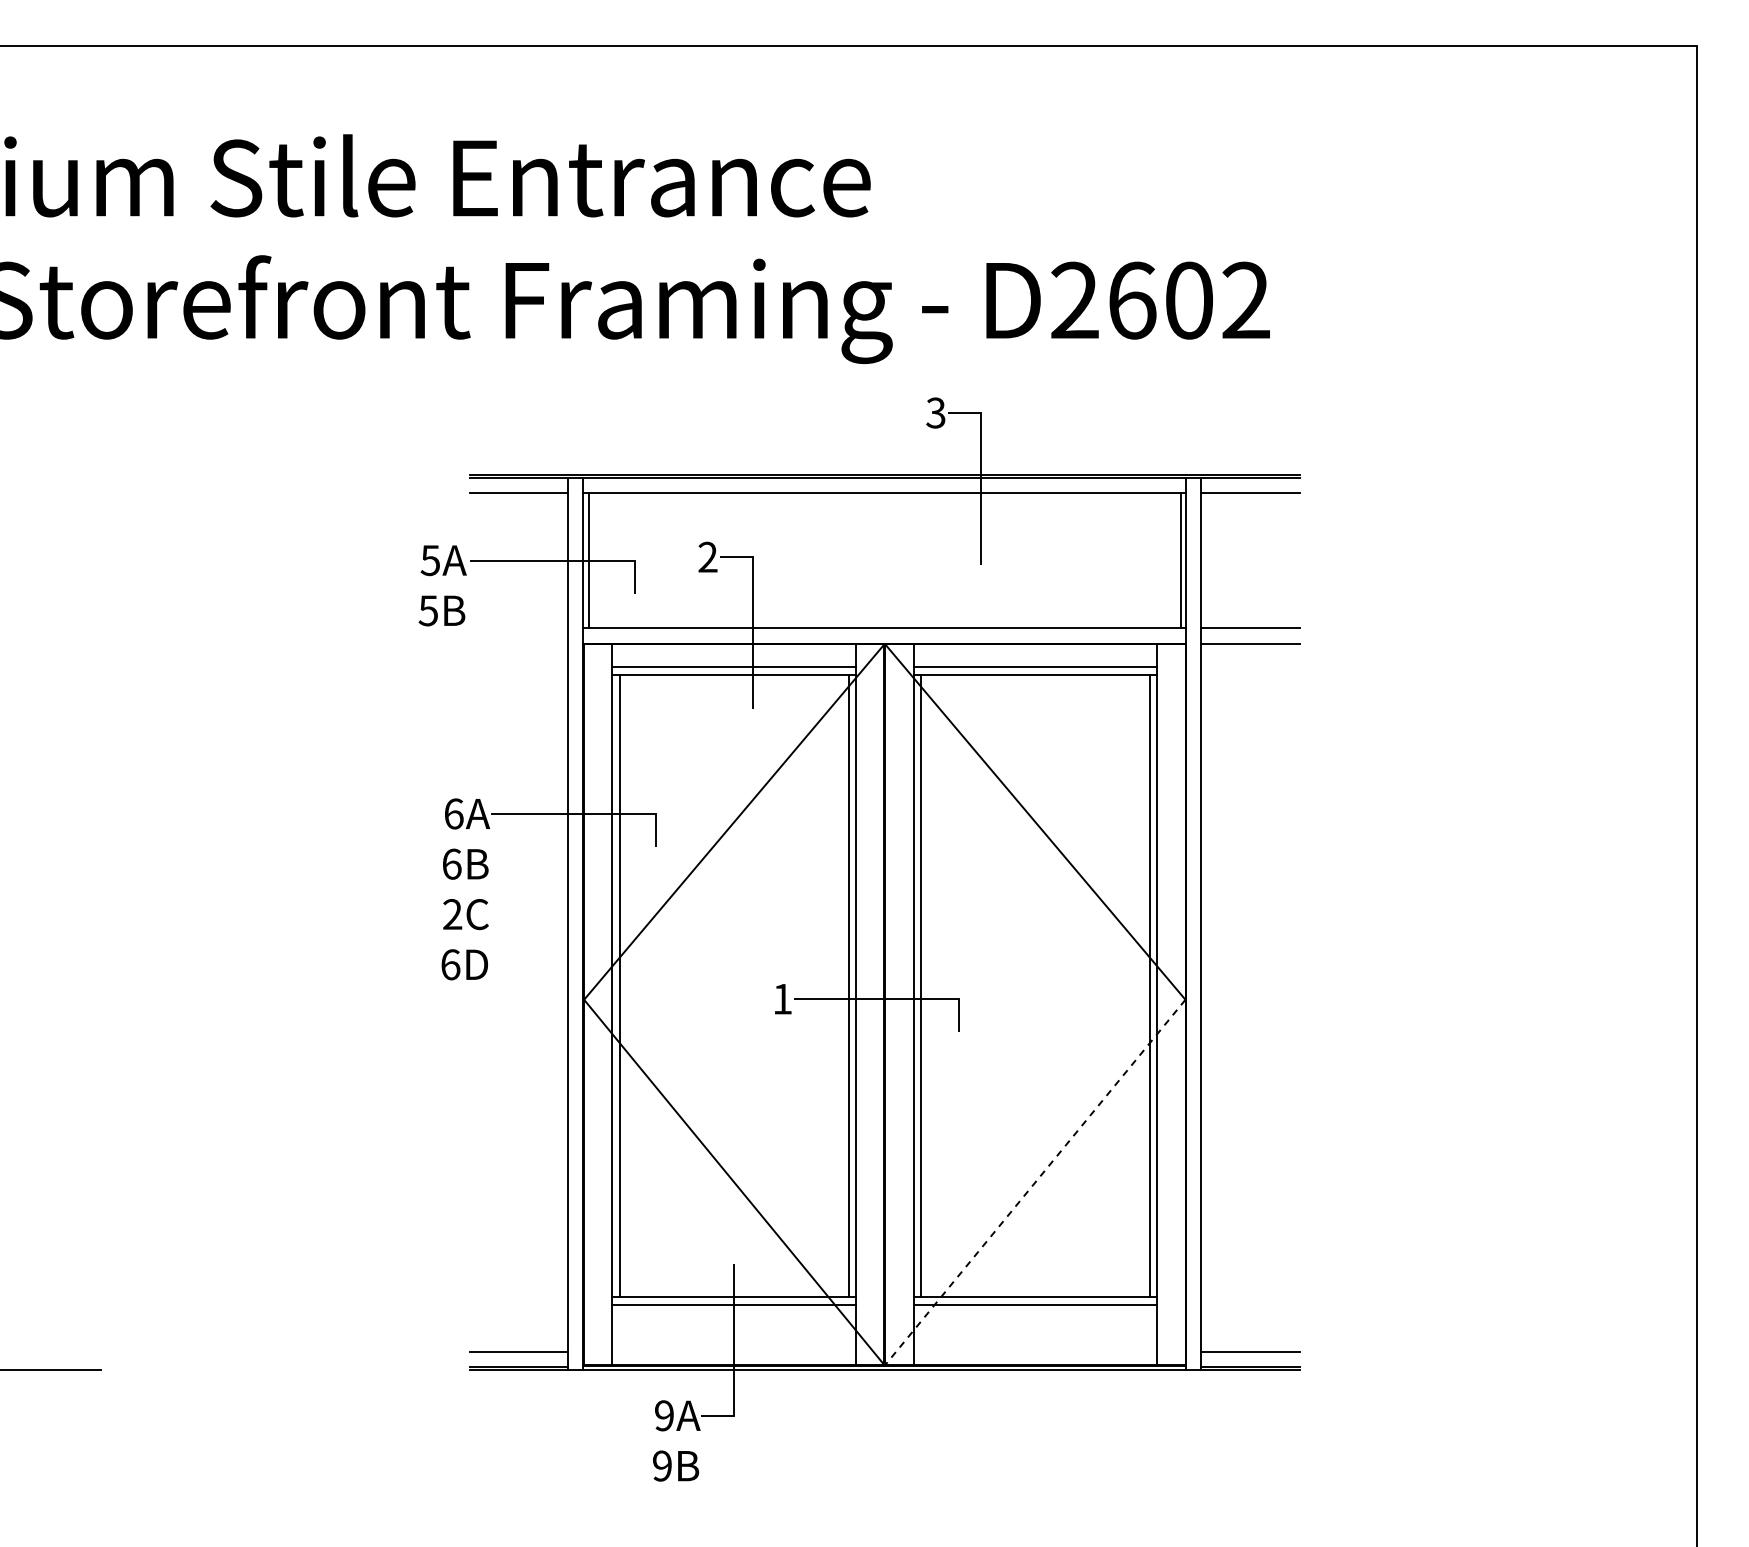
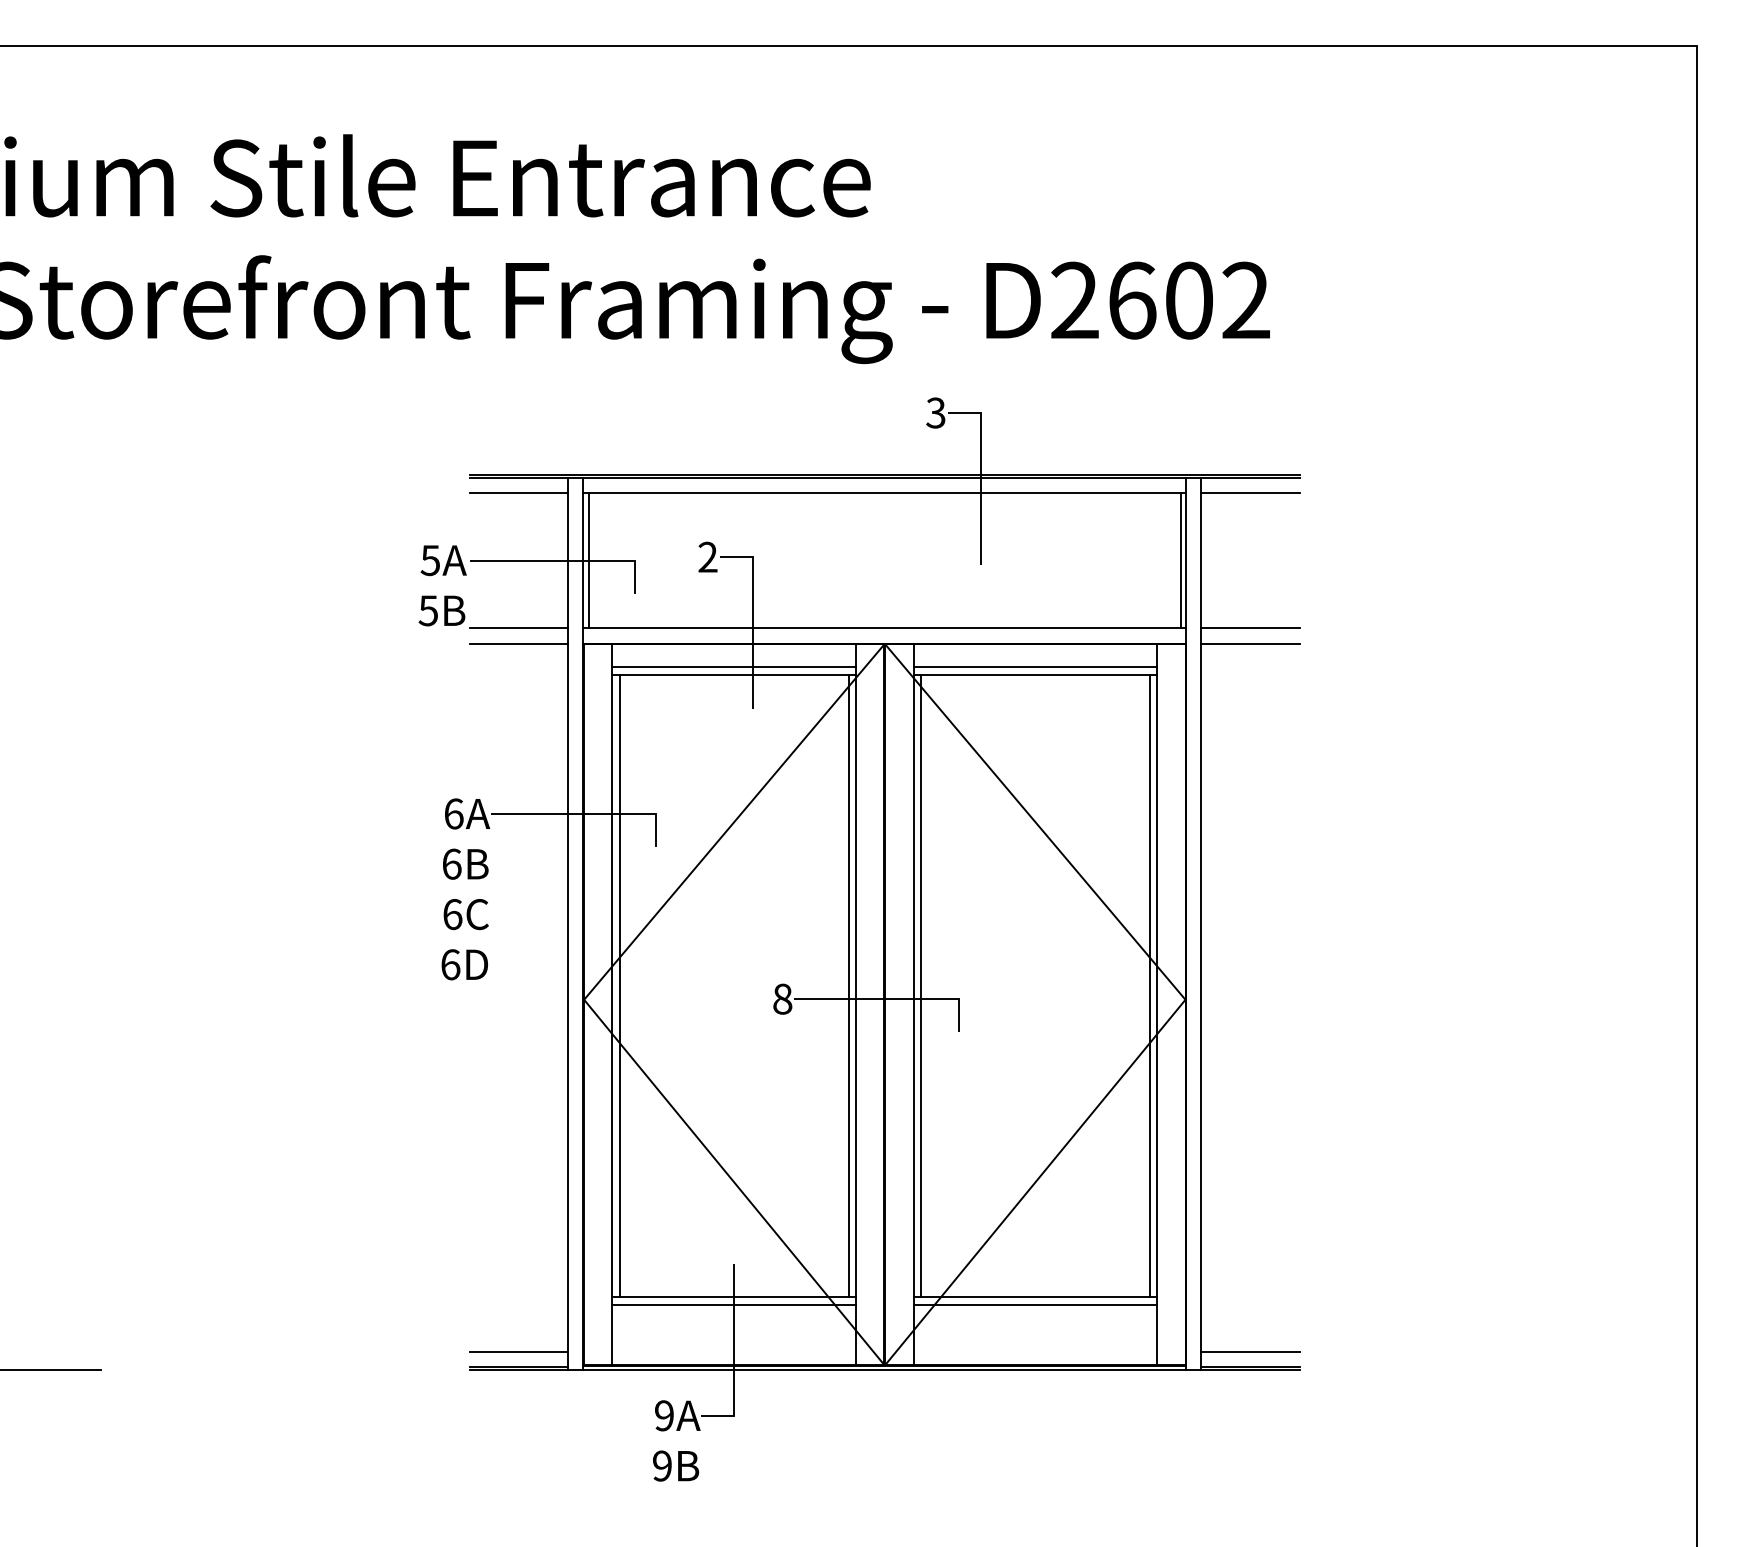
line: none -> present (518, 628)
line: none -> present (518, 643)
text: 2C -> 6C (452, 914)
text: 1 -> 8 (782, 998)
line: dashed -> solid (1035, 1182)
